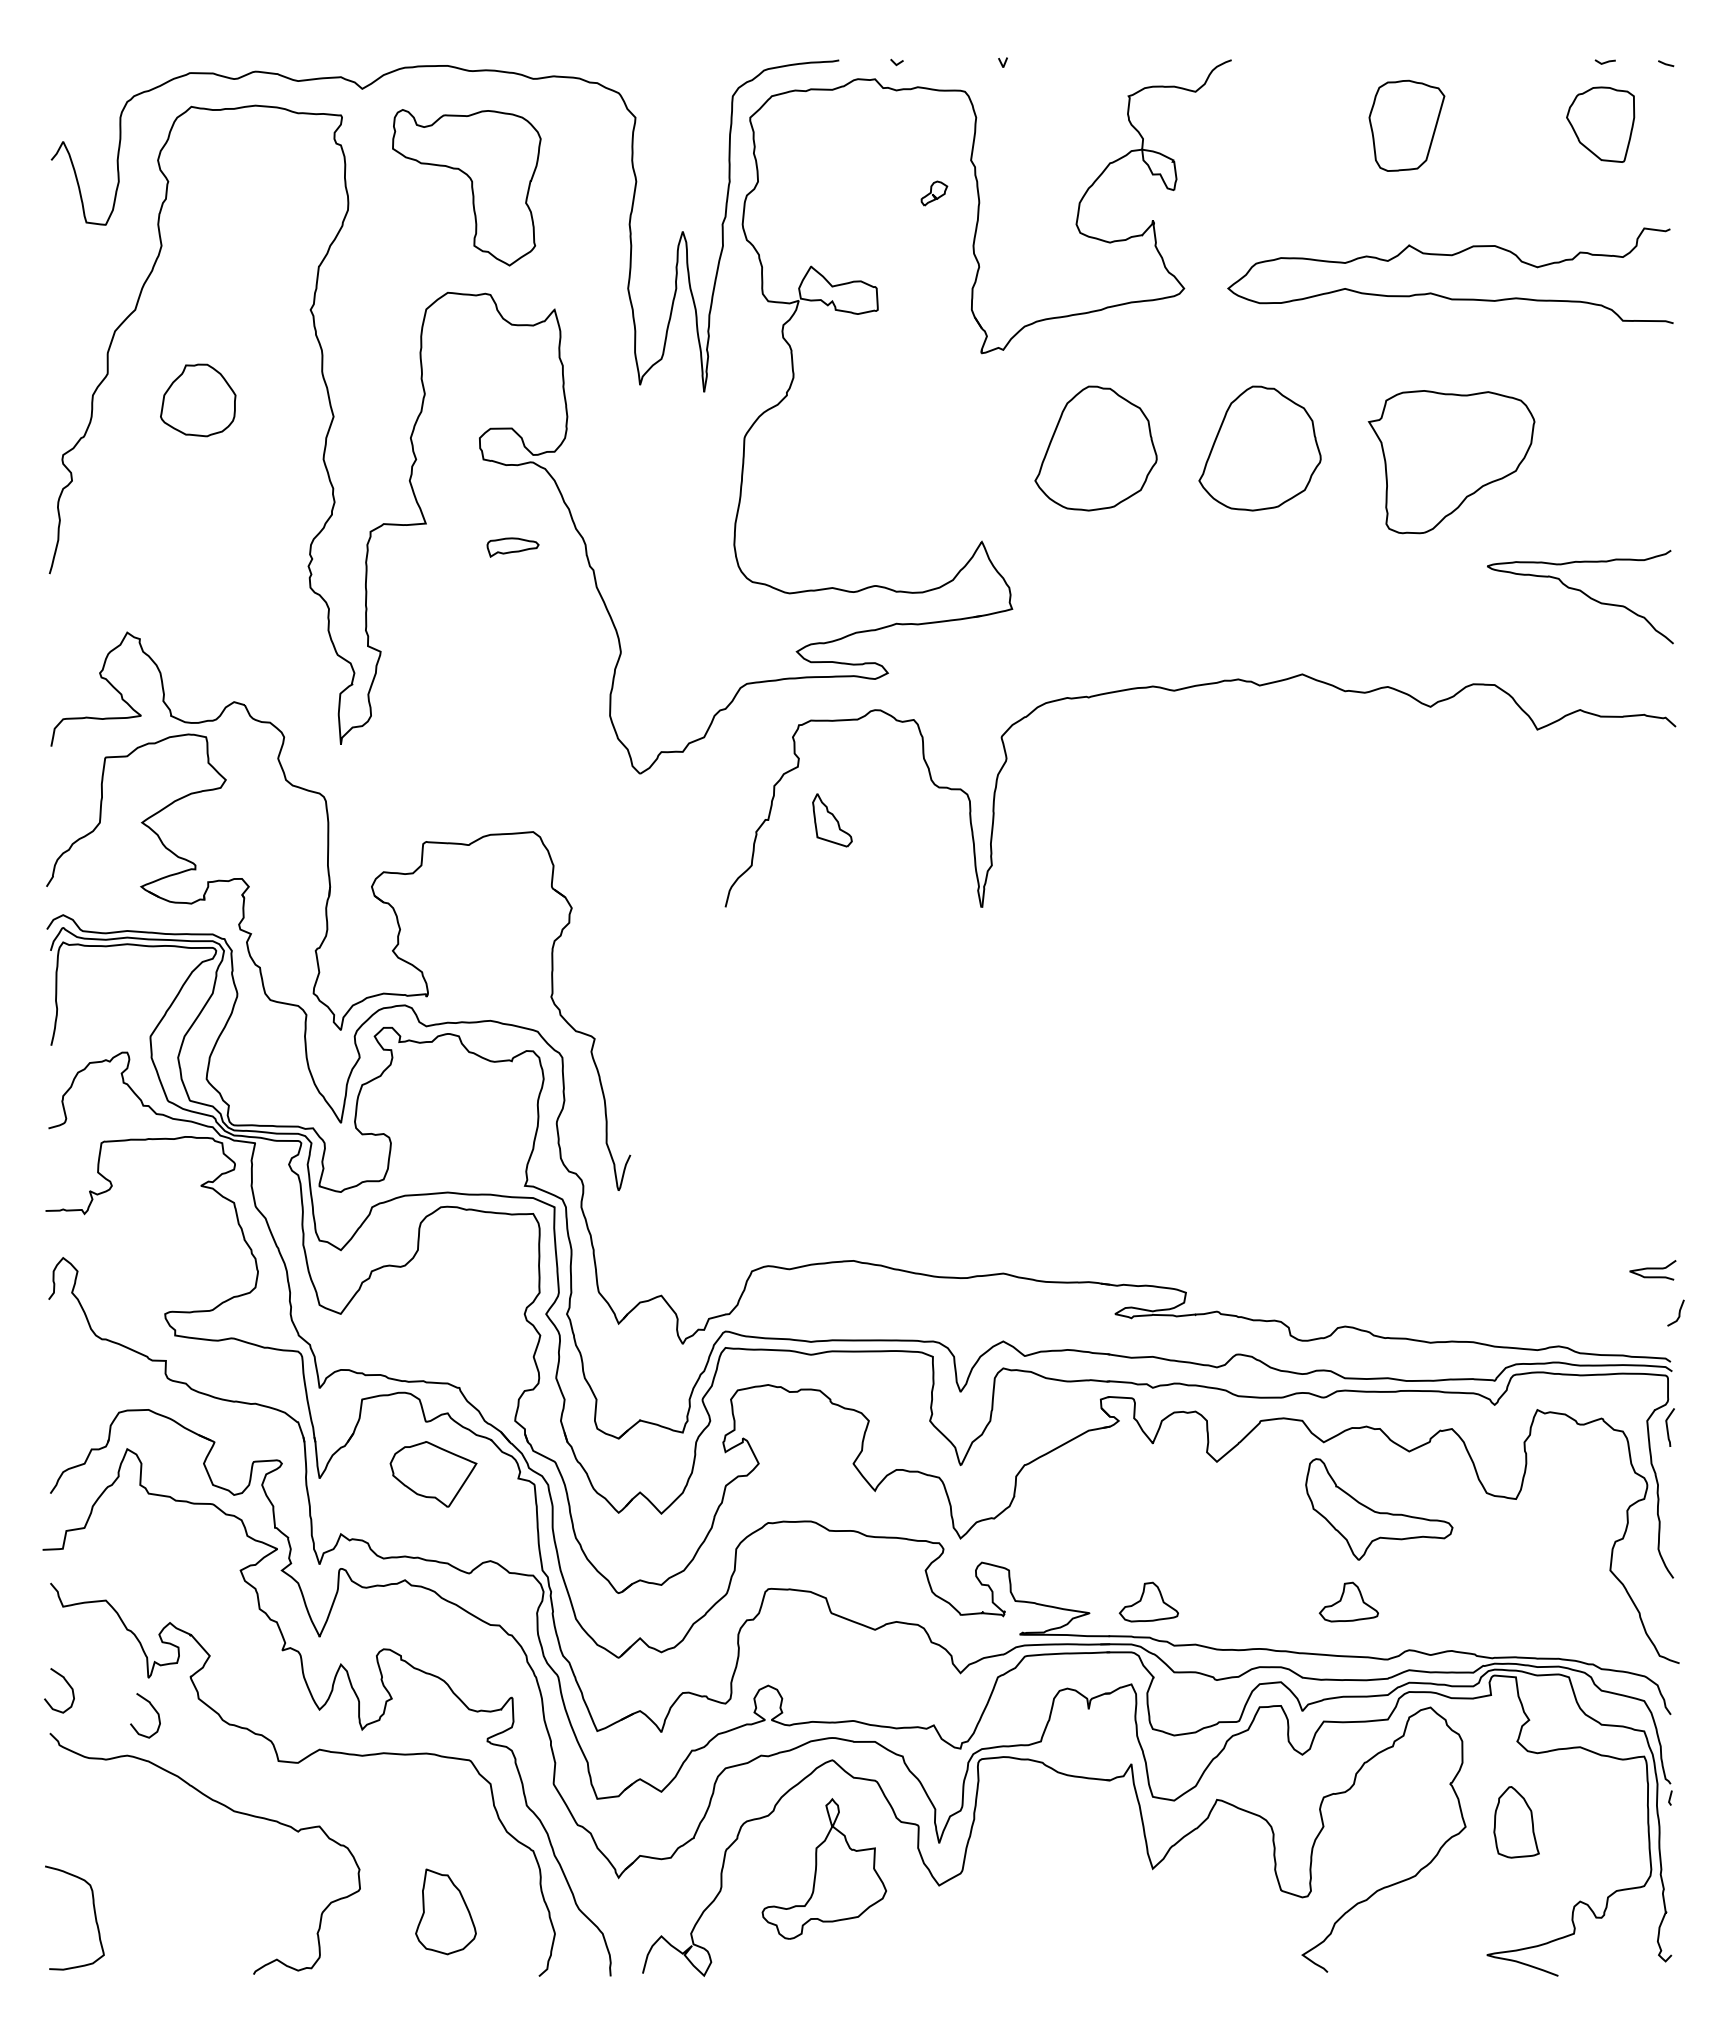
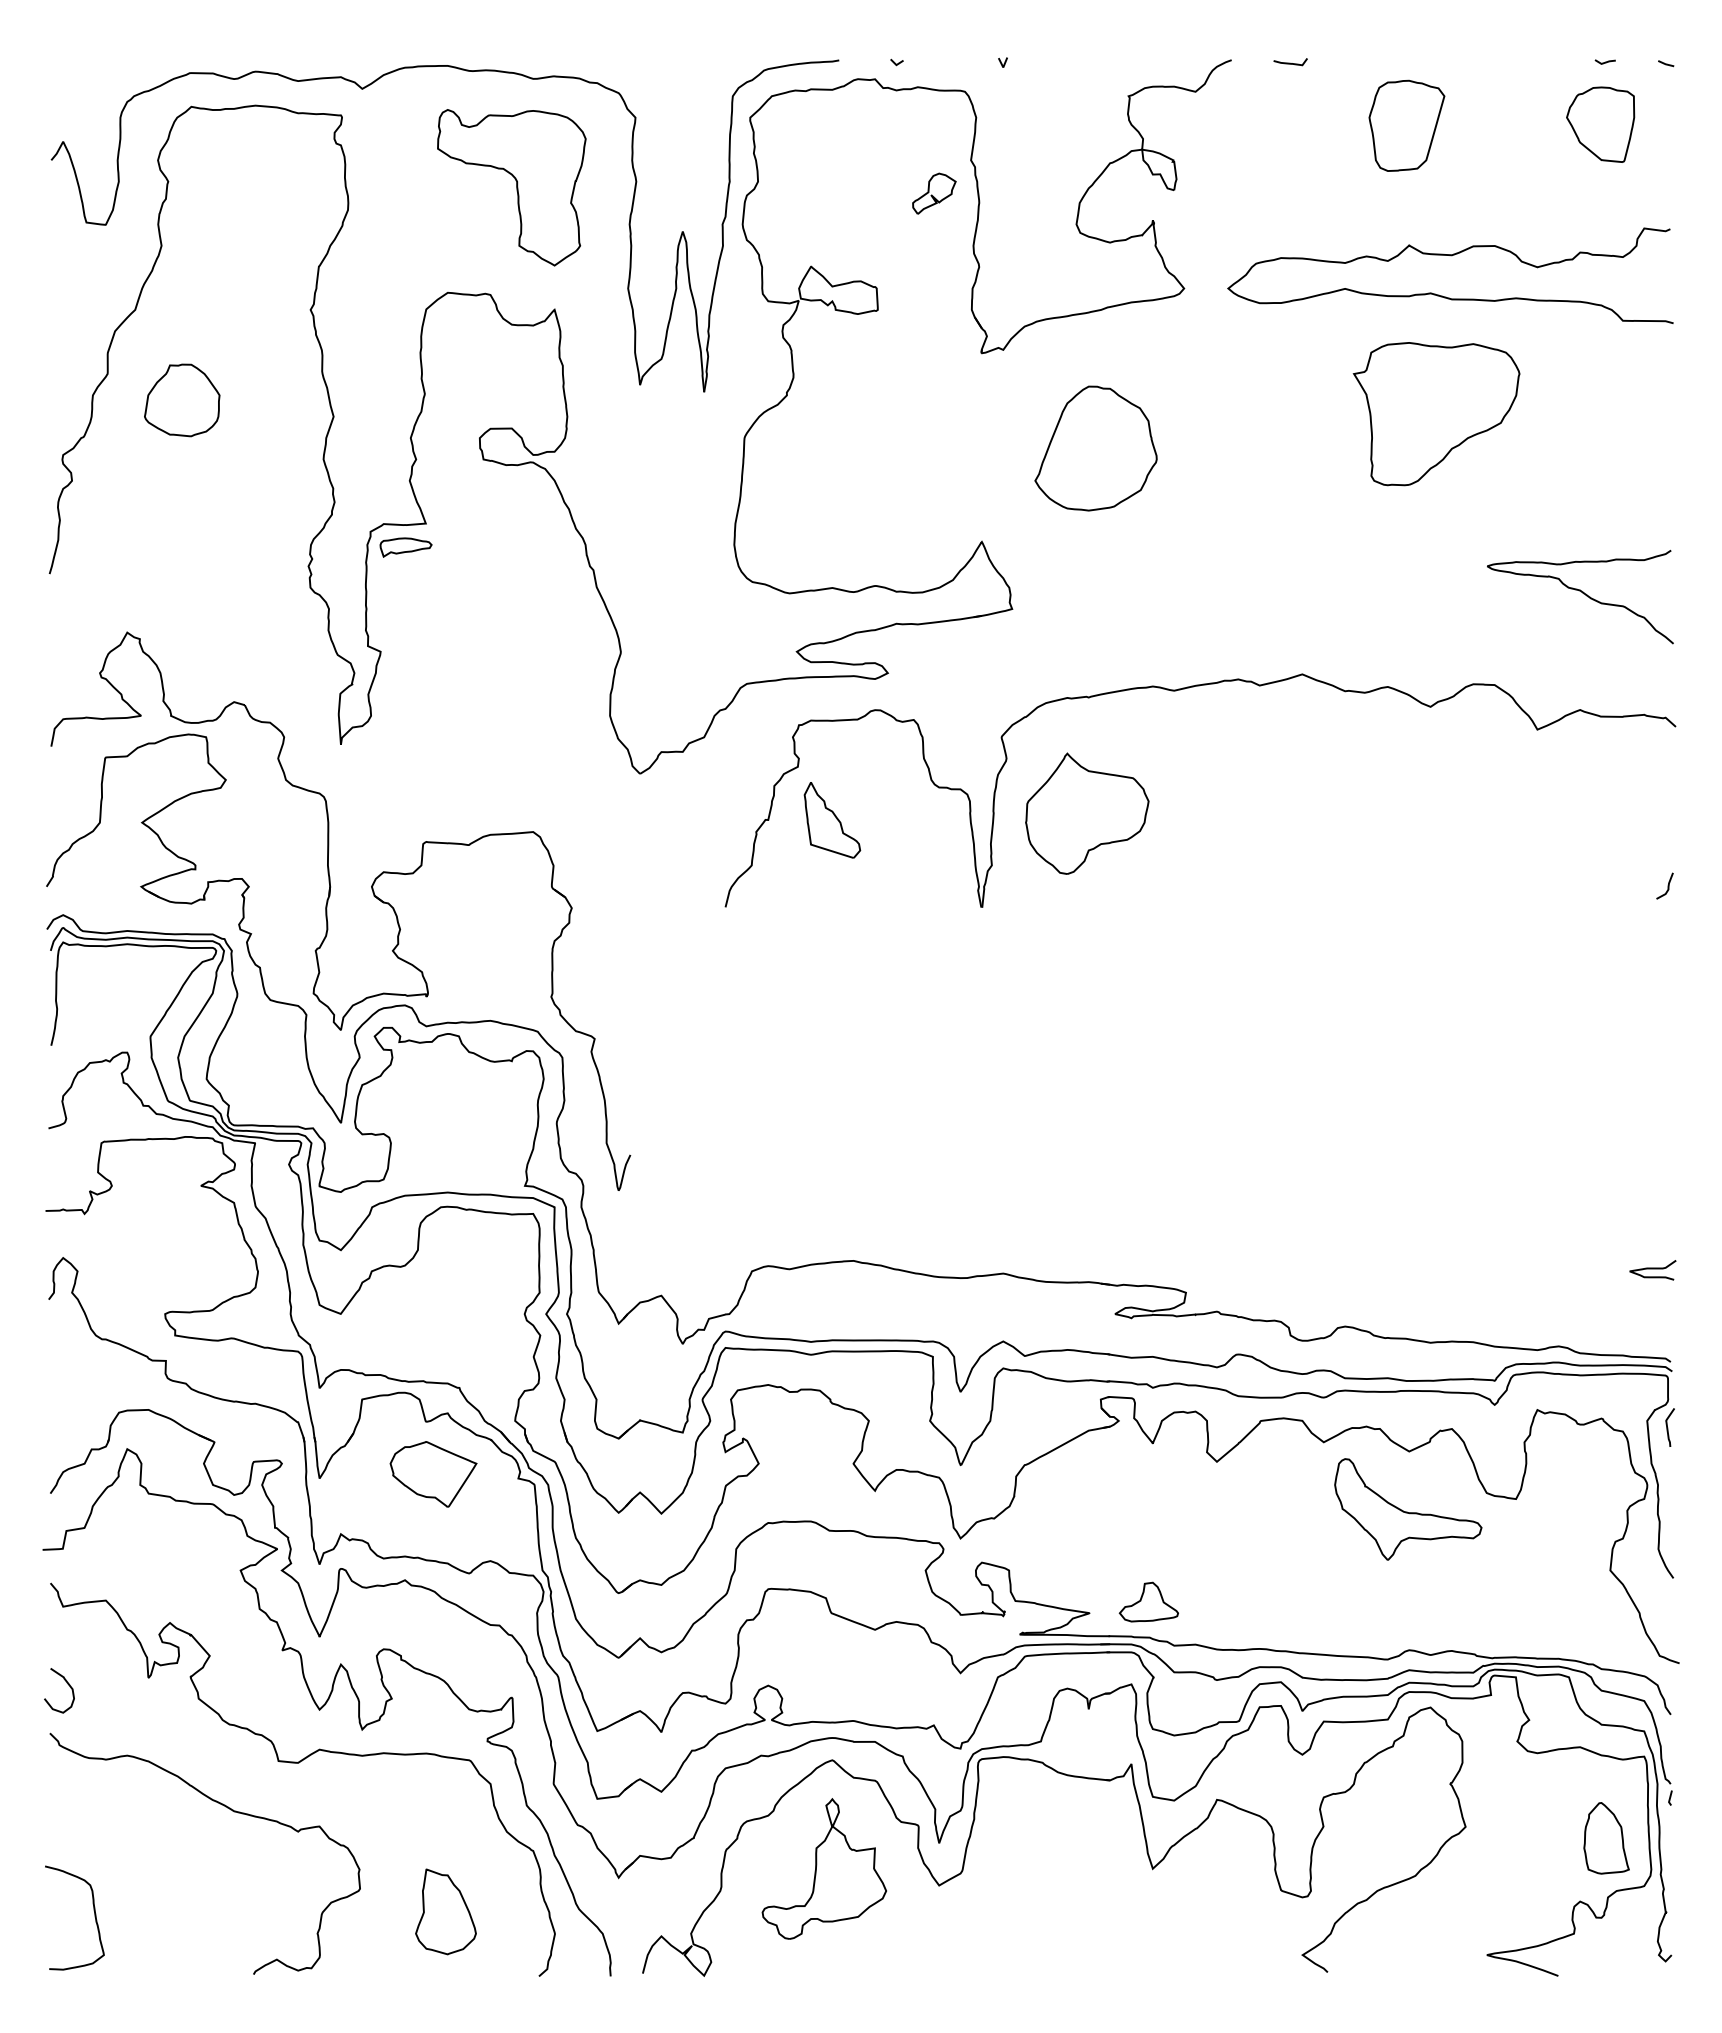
curve: none -> present (1290, 62)
part position: (466, 187) -> (511, 187) (511, 187)
part size: 29x27 px -> 45x43 px (934, 193)
part position: (198, 400) -> (182, 400) (182, 400)
part: present -> none (1259, 448)
part position: (1451, 462) -> (1436, 414) (1436, 414)
part position: (512, 547) -> (405, 547) (405, 547)
part: none -> present (1087, 813)
part size: 41x55 px -> 59x77 px (832, 820)
curve position: (1678, 1312) -> (1667, 885) (1667, 885)
part position: (1379, 1509) -> (1408, 1509) (1408, 1509)
part: present -> none (1348, 1601)
curve: present -> none (153, 1709)
part position: (1516, 1822) -> (1606, 1838) (1606, 1838)
